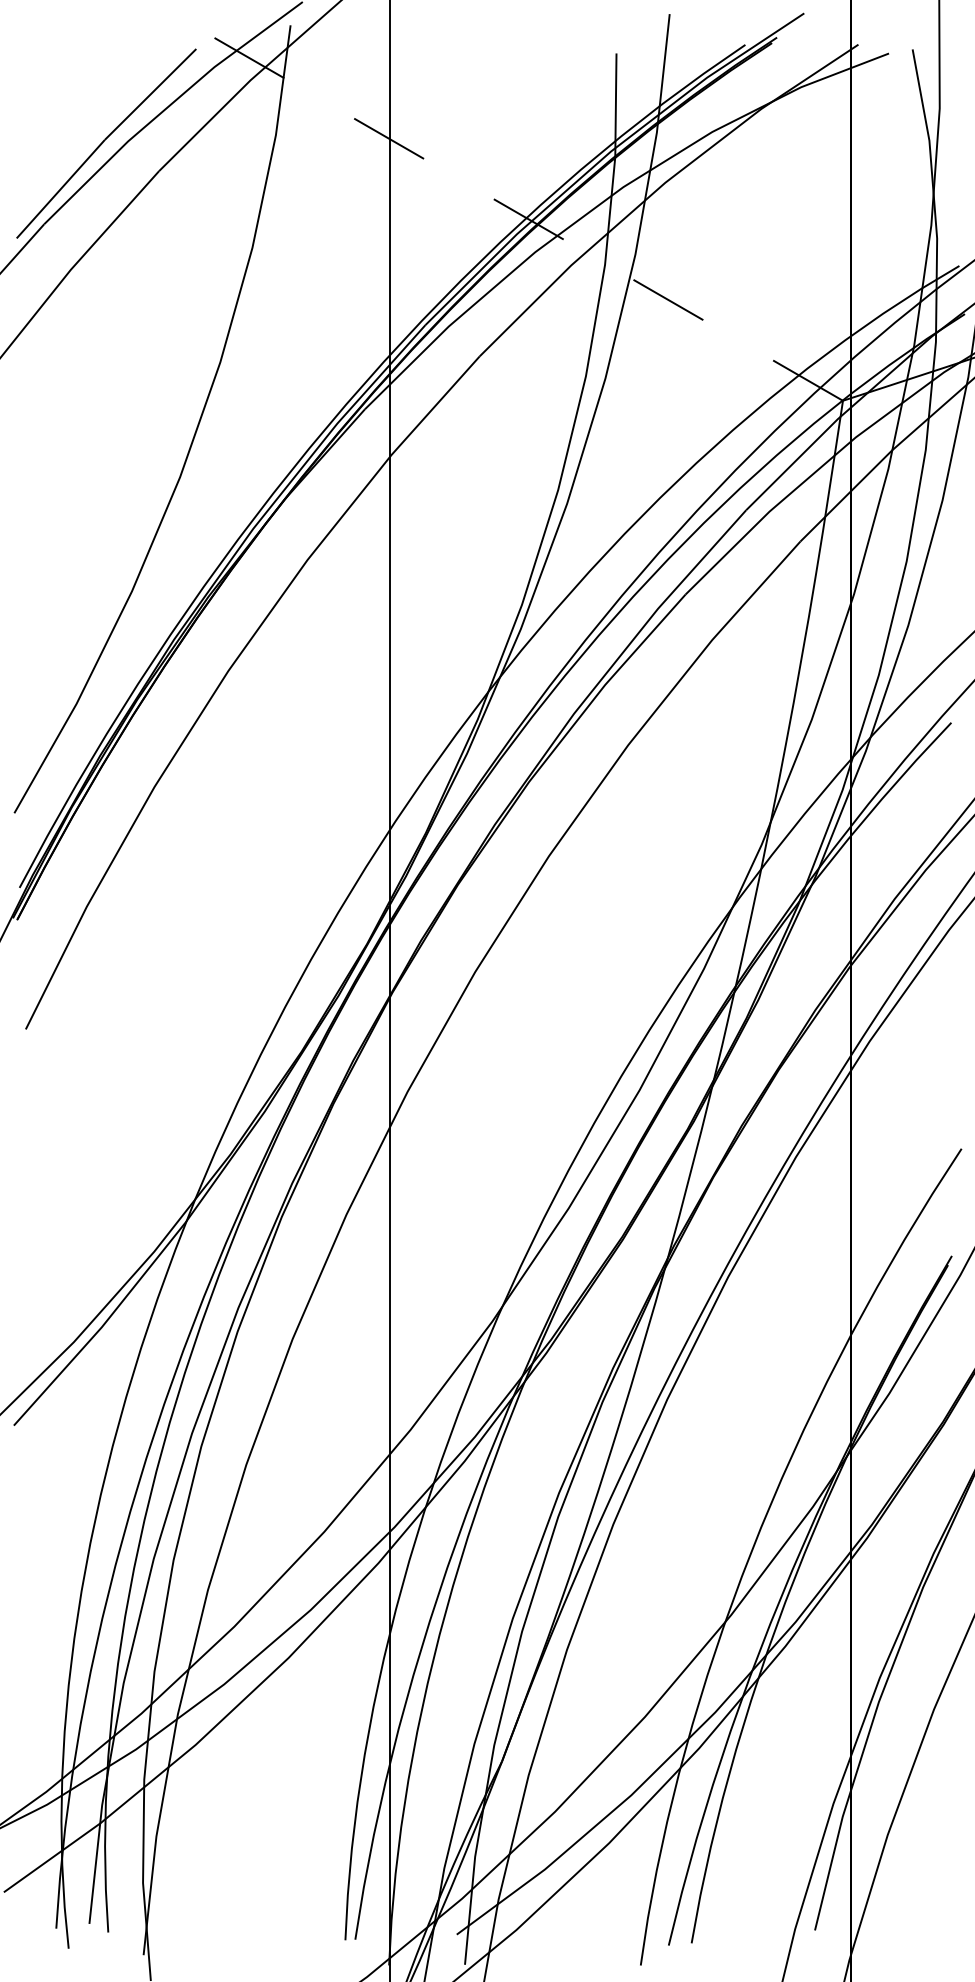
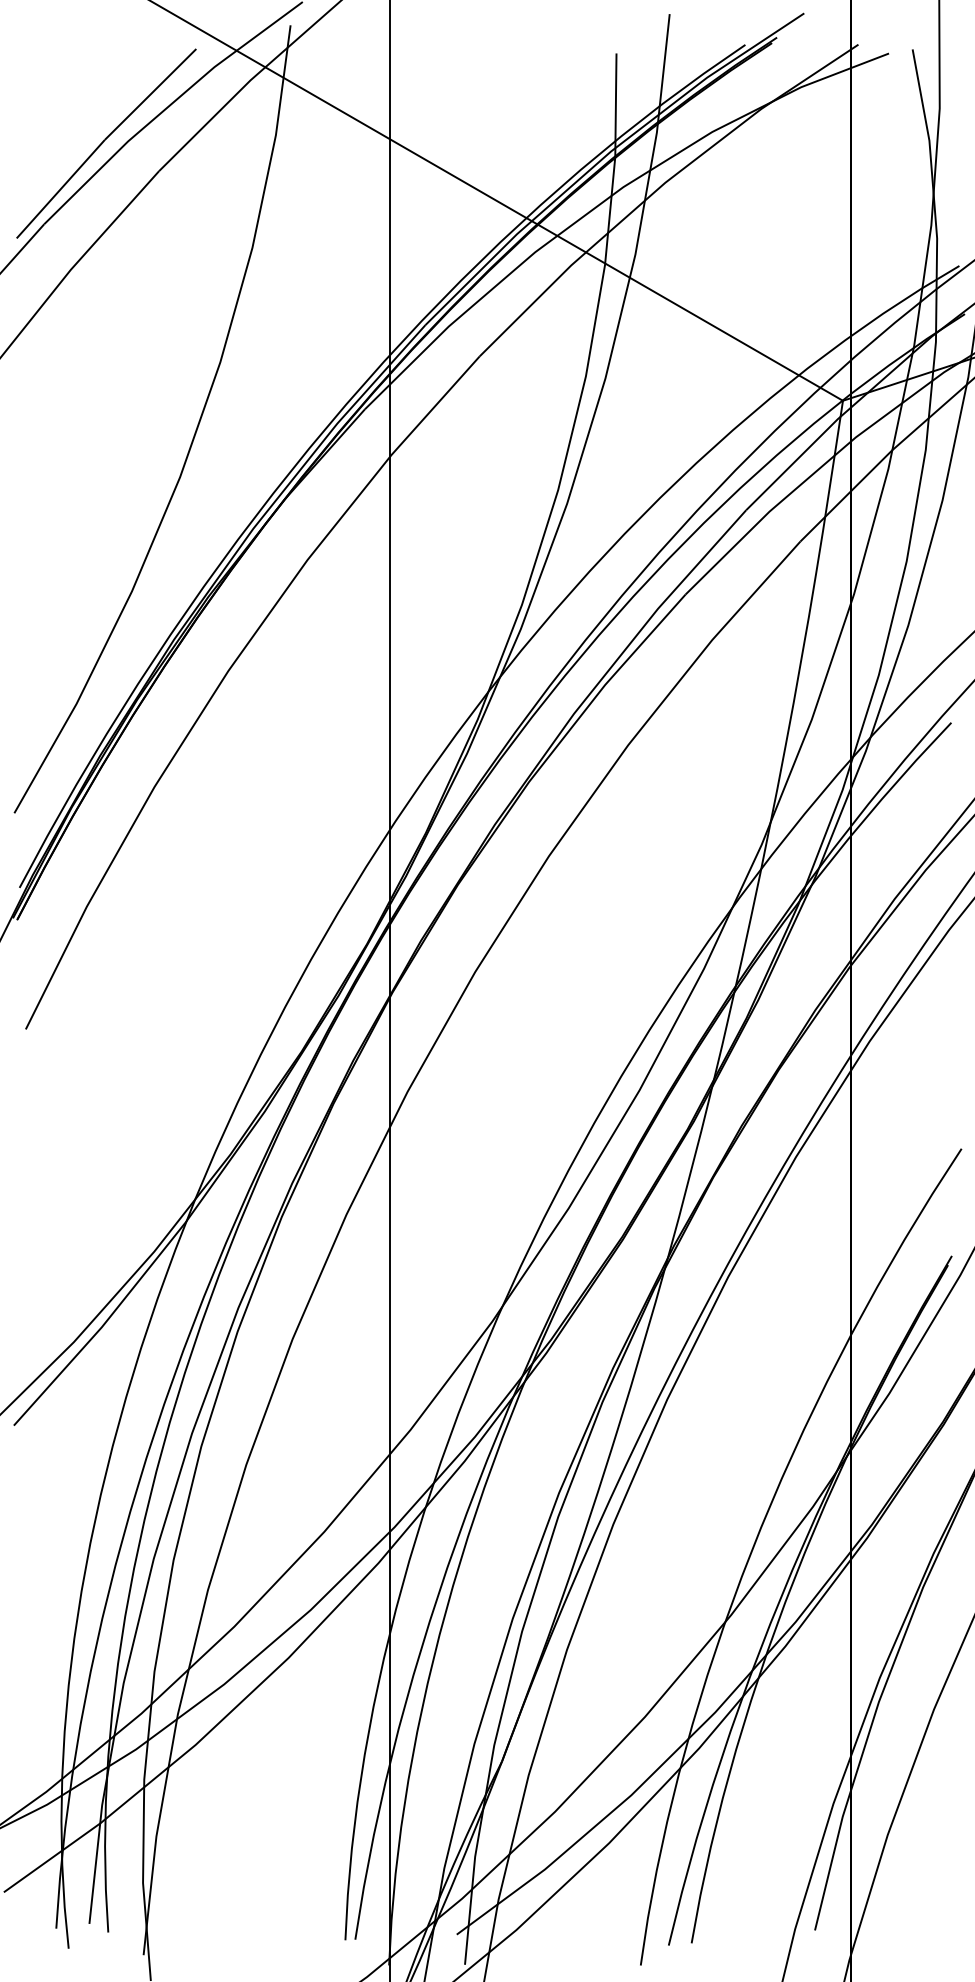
line: dashed -> solid (495, 200)
